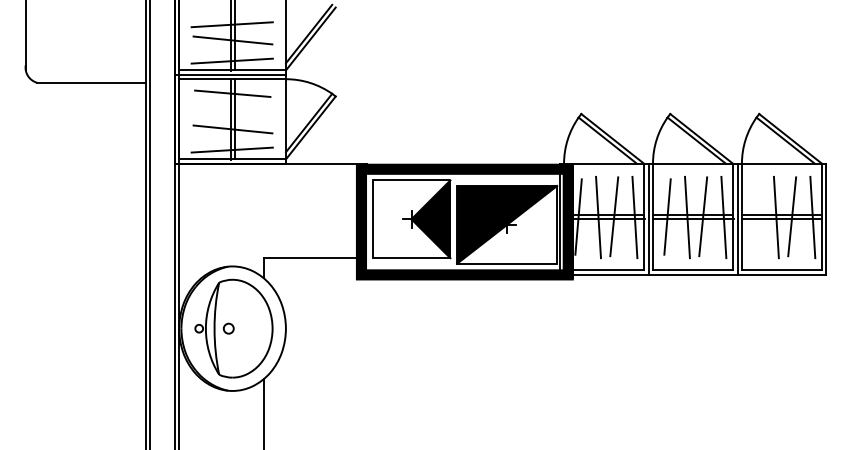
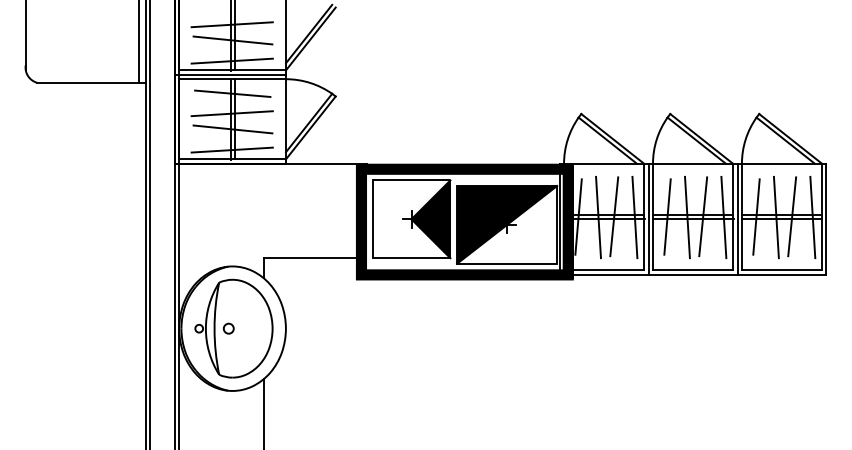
line: none -> present (139, 42)
line: none -> present (231, 113)
line: none -> present (756, 216)
